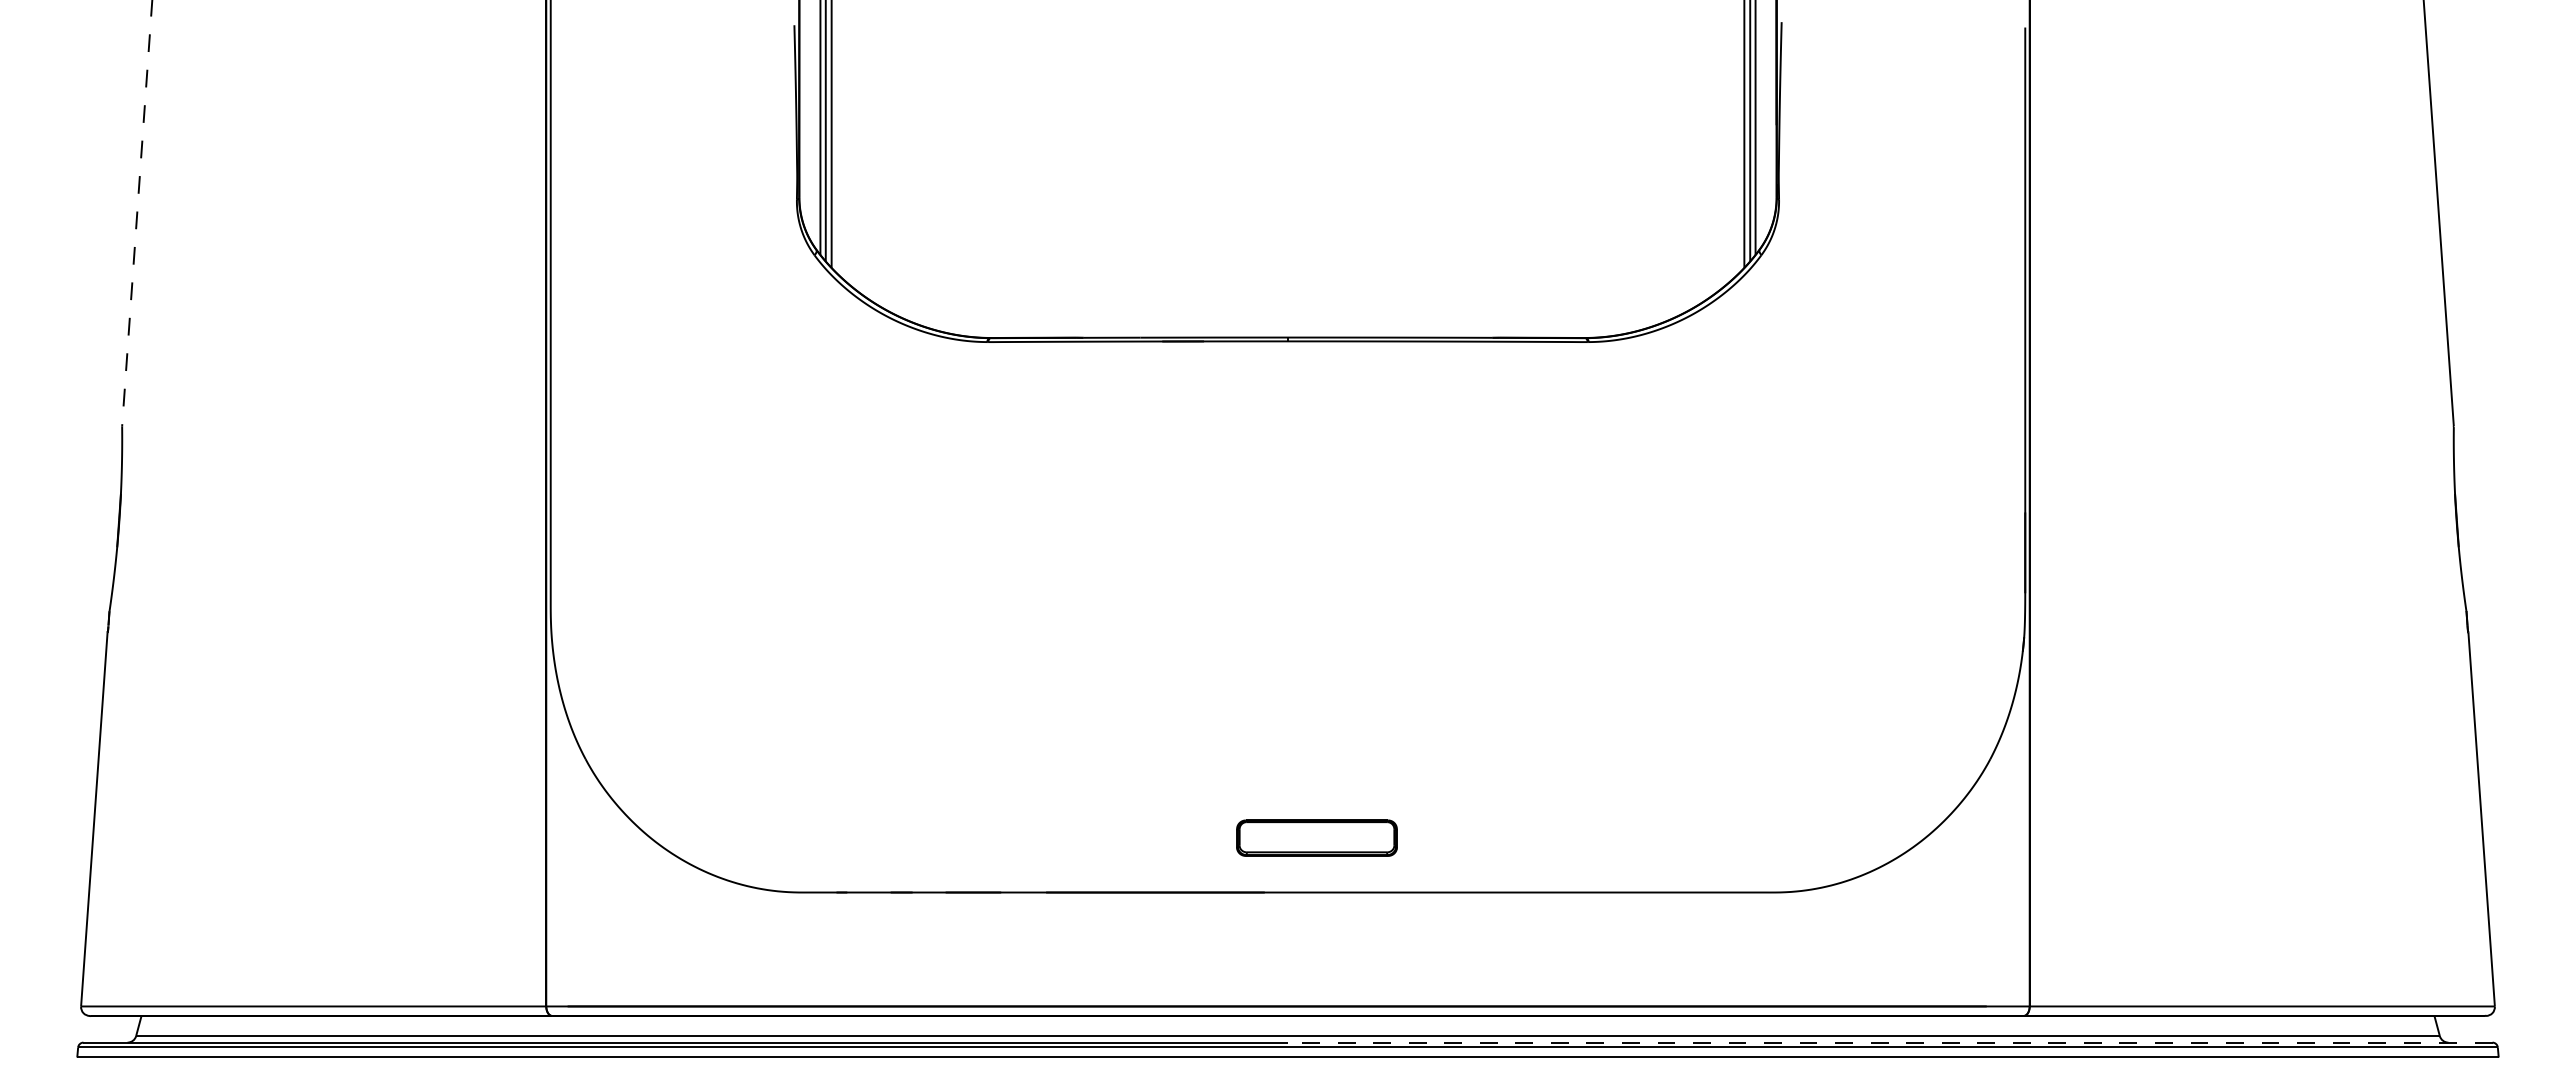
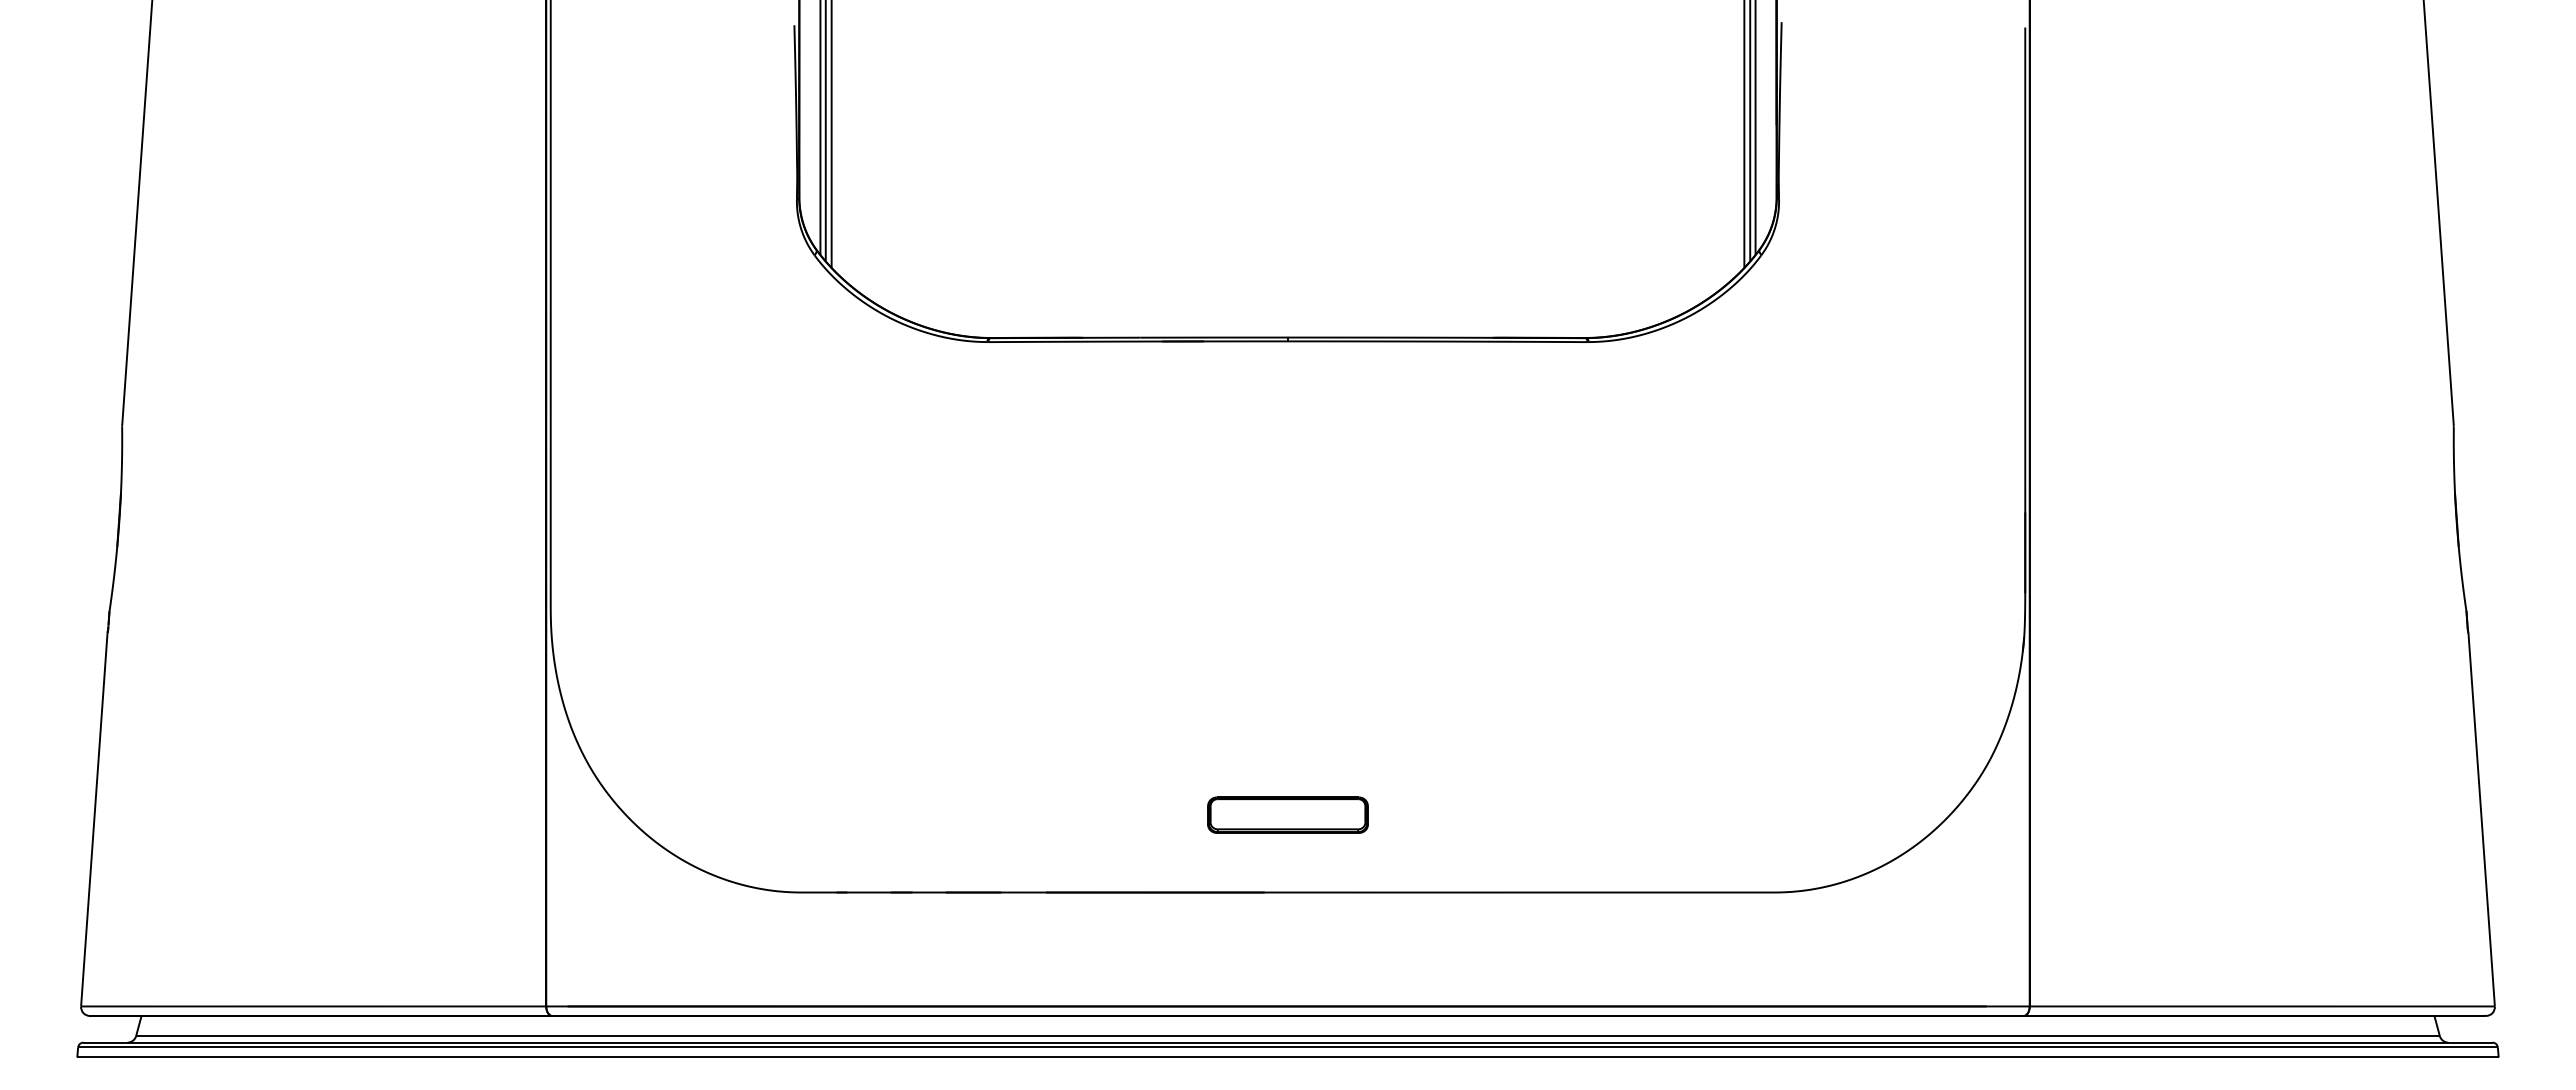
line: dashed -> solid (137, 214)
part position: (1316, 837) -> (1287, 814) (1287, 814)
line: dashed -> solid (1889, 1042)
